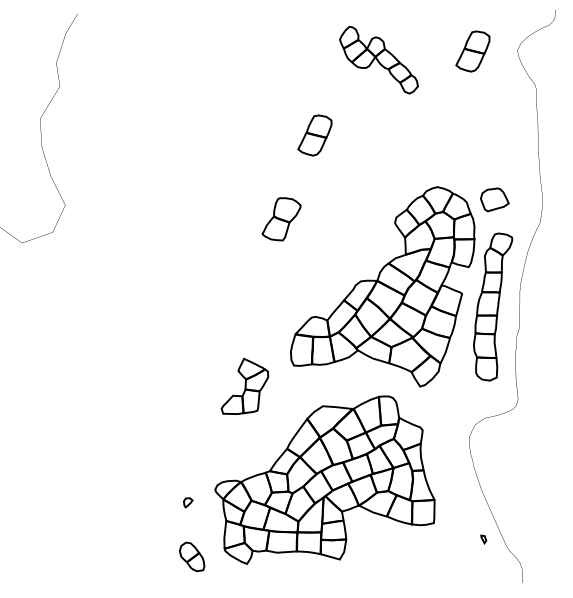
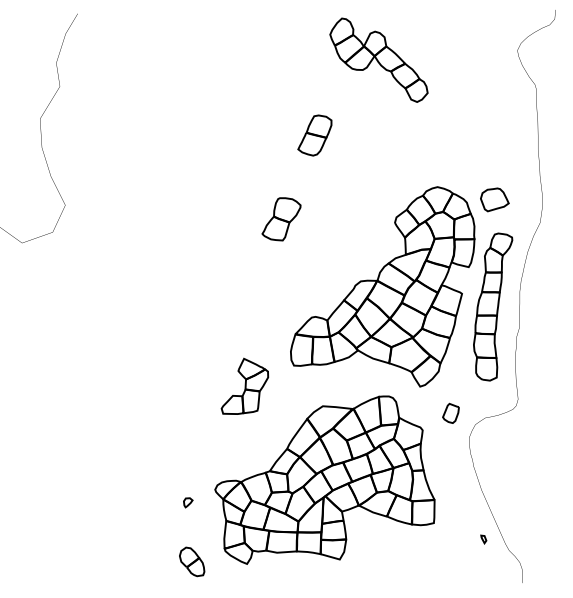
part: present -> none (472, 51)
part size: 80x70 px -> 100x86 px (378, 59)
part: none -> present (450, 412)
part position: (192, 556) -> (192, 561) (192, 561)
